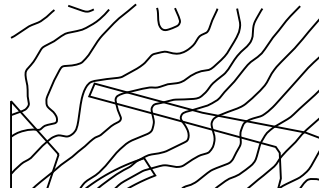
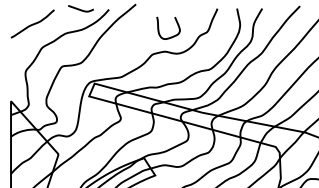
curve position: (176, 14) -> (176, 23) (176, 23)
